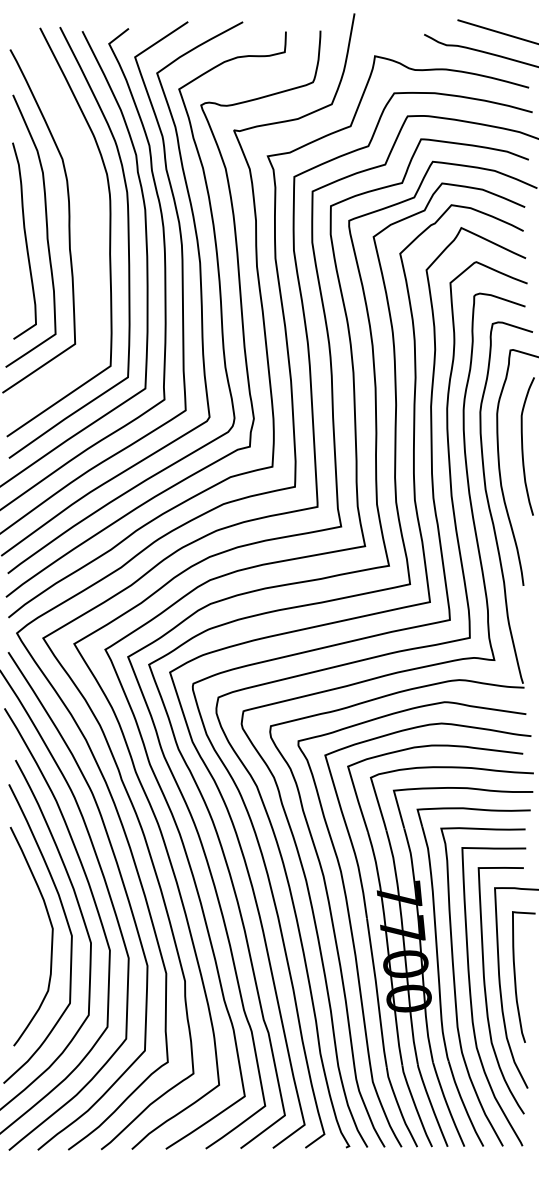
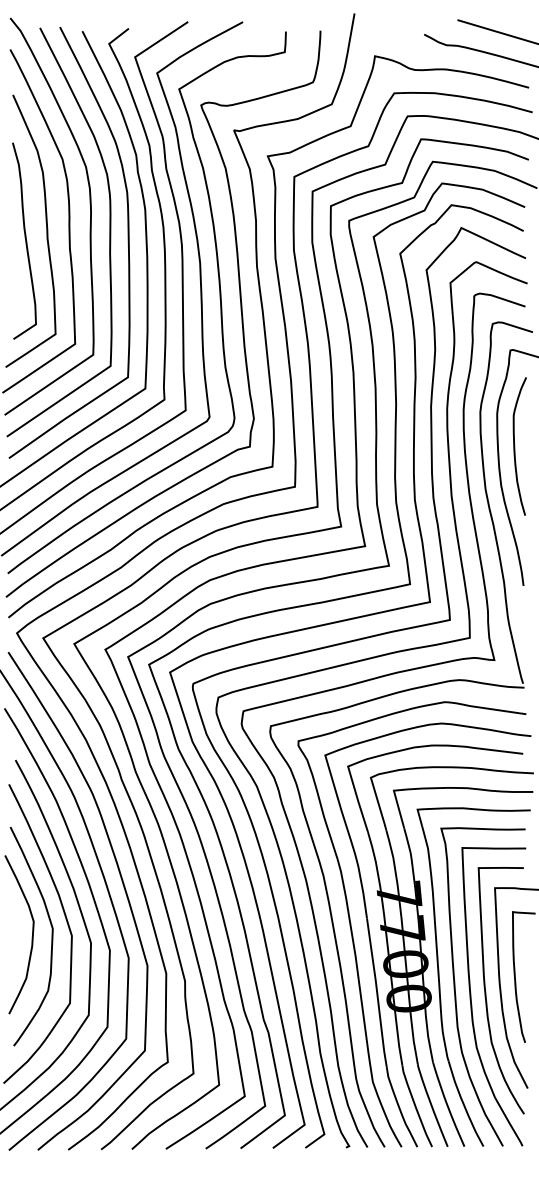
curve: none -> present (90, 216)
curve position: (523, 446) -> (515, 446) (515, 446)
curve: none -> present (31, 936)
